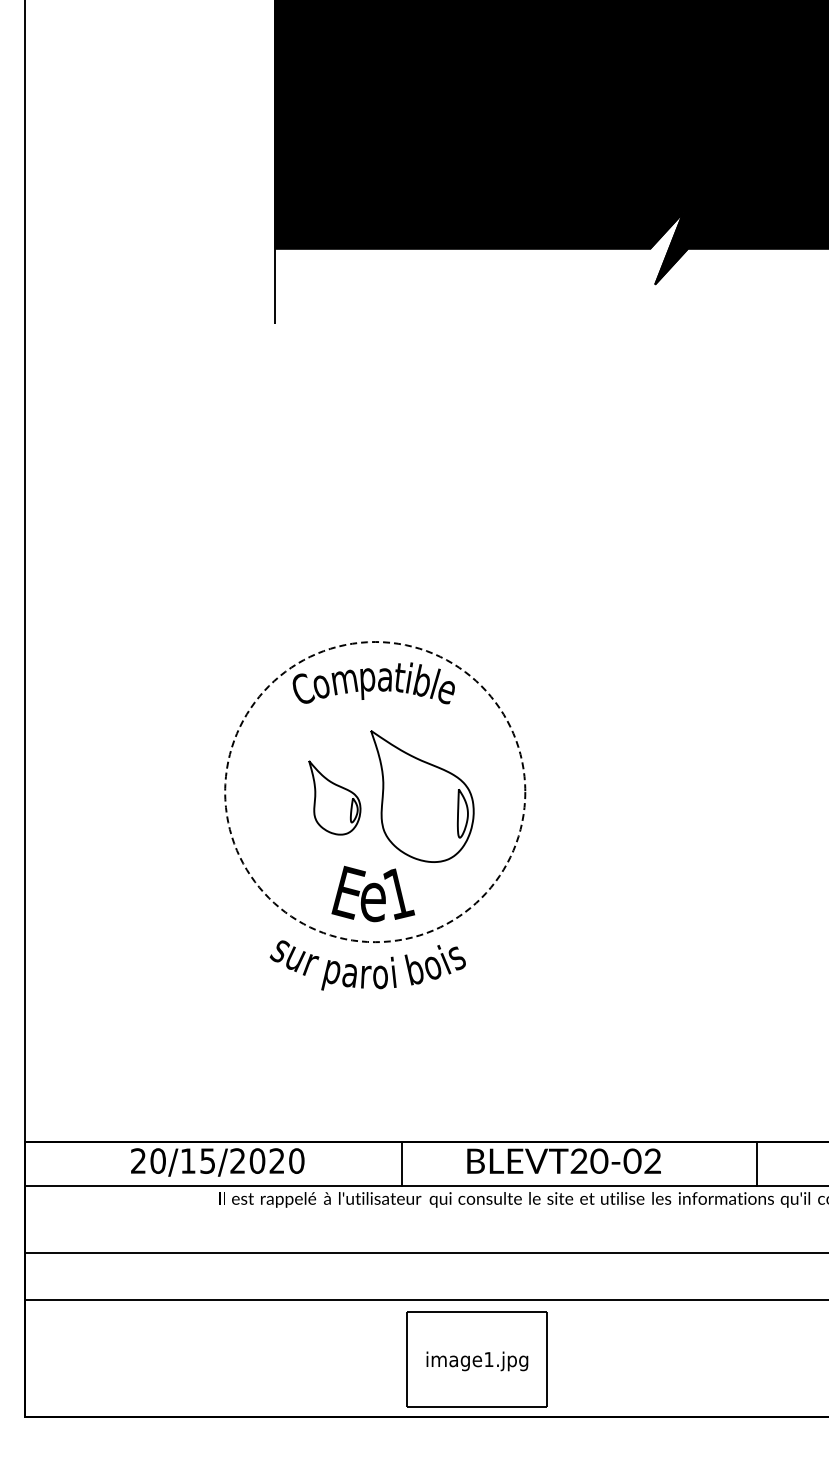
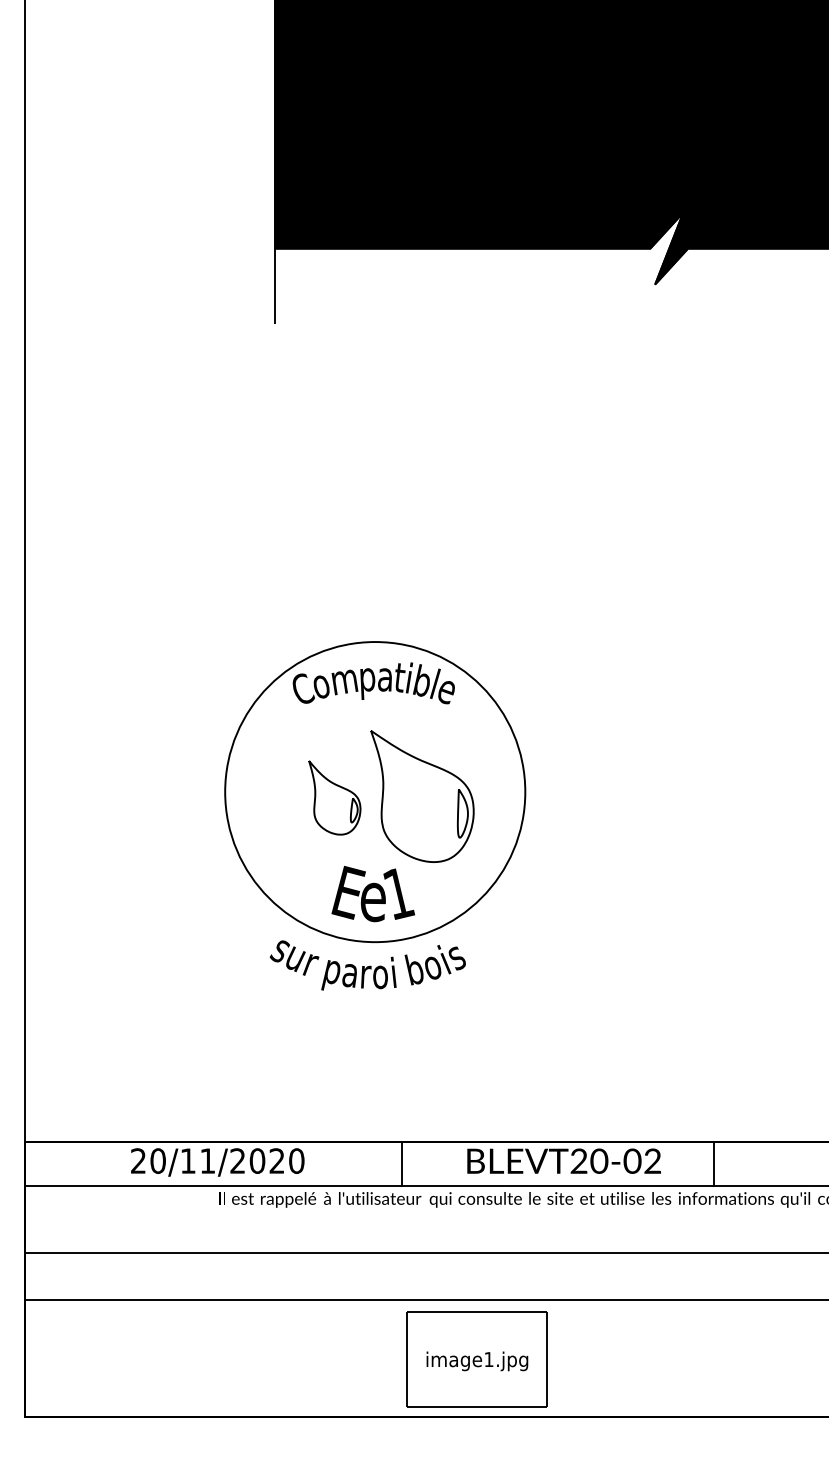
circle: dashed -> solid (375, 792)
text: 20/15/2020 -> 20/11/2020 (207, 1160)
line position: (757, 1164) -> (714, 1164) (714, 1164)
